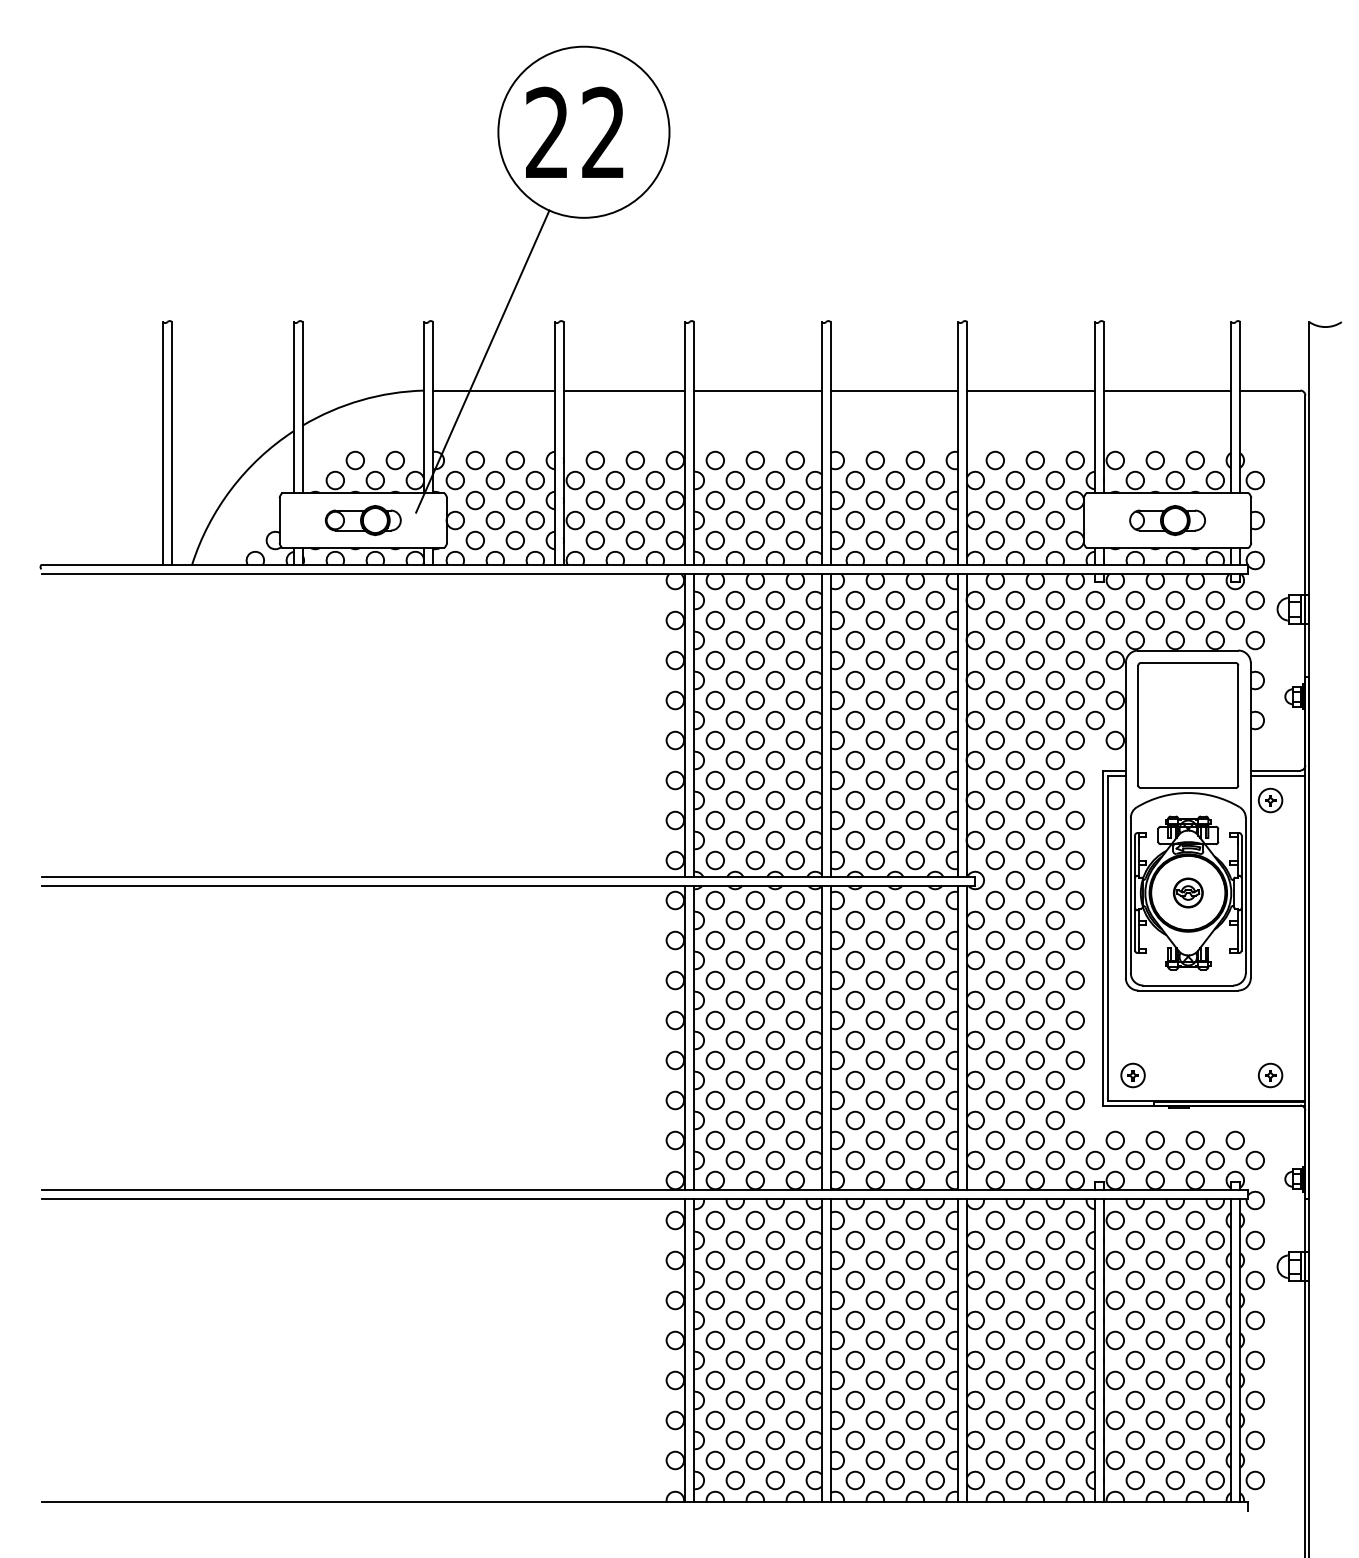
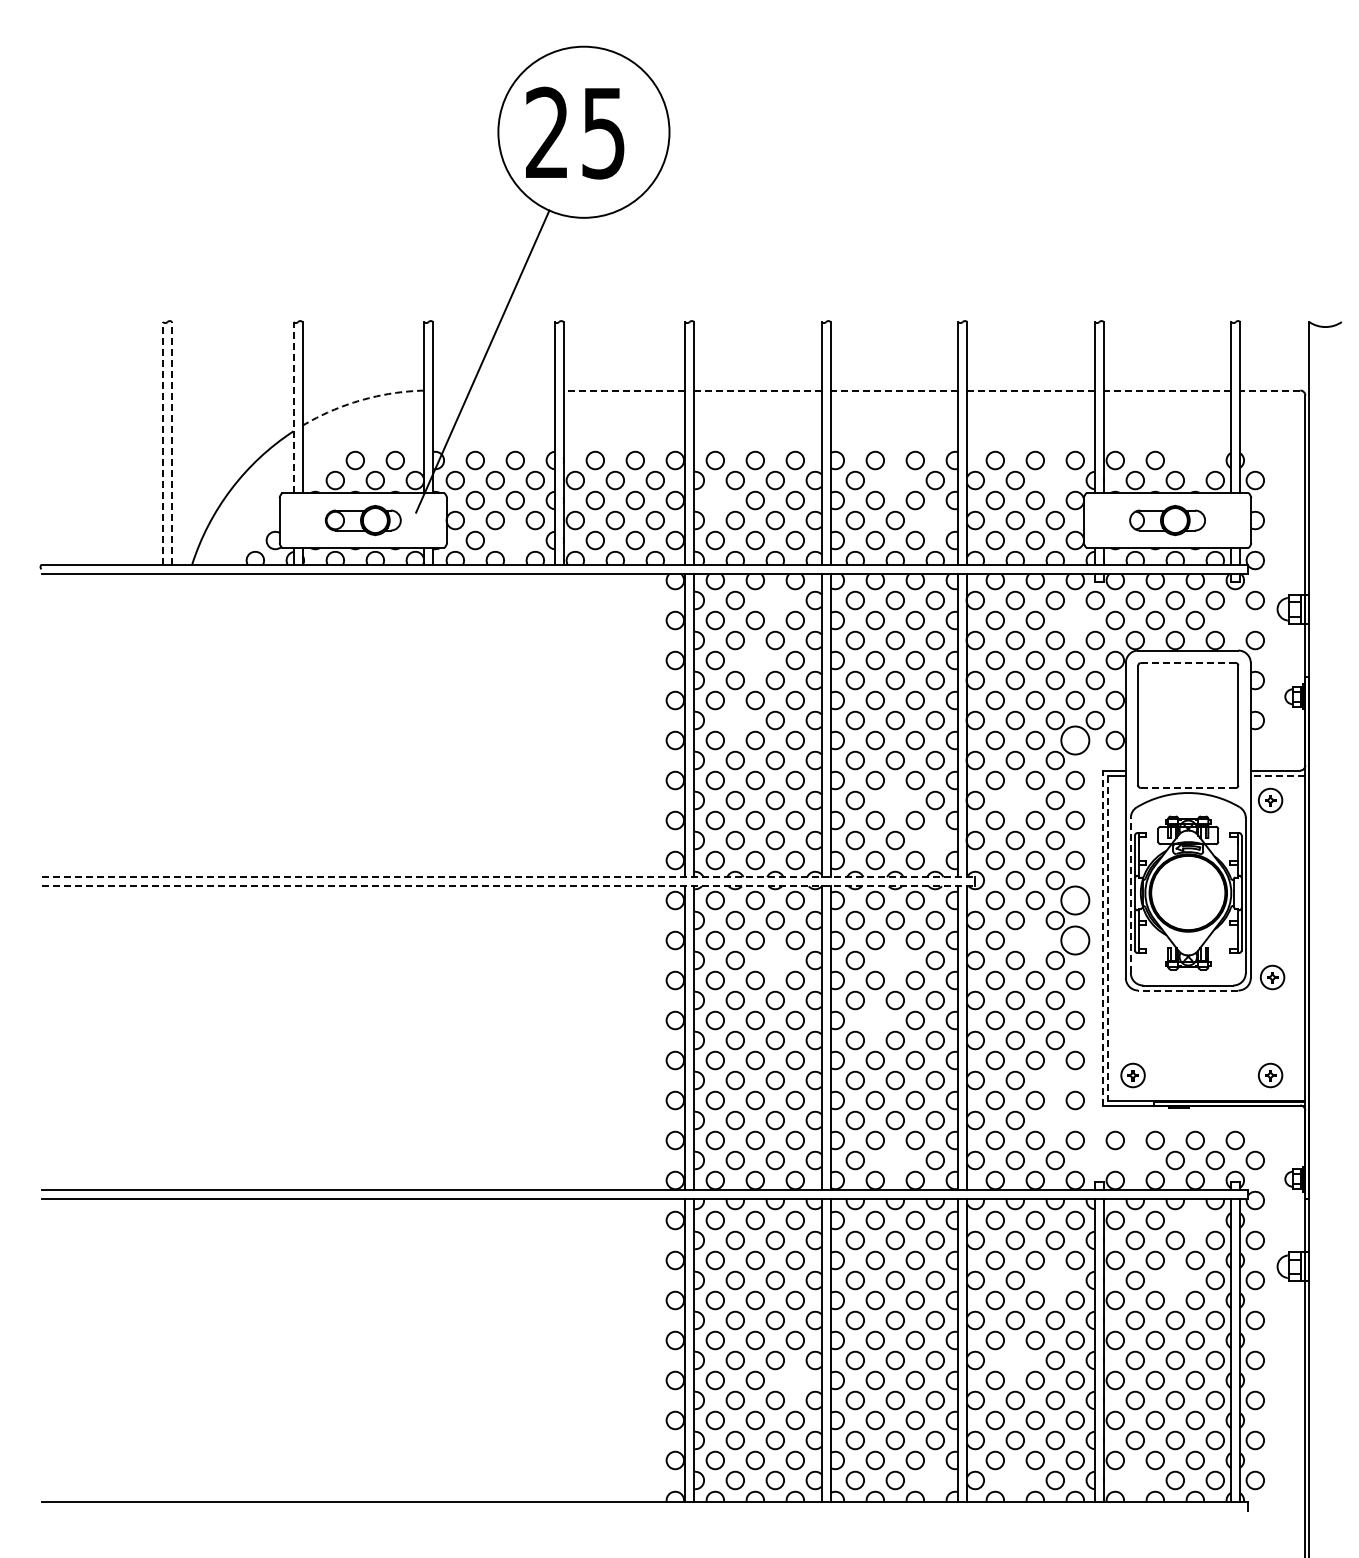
text: 22 -> 25 (603, 132)
line: present -> none (493, 390)
line: solid -> dashed (624, 390)
line: solid -> dashed (757, 390)
line: solid -> dashed (894, 390)
line: solid -> dashed (1031, 390)
line: solid -> dashed (1167, 390)
line: solid -> dashed (1270, 390)
arc: solid -> dashed (361, 400)
line: solid -> dashed (293, 407)
line: solid -> dashed (163, 442)
line: solid -> dashed (172, 442)
circle: present -> none (1194, 460)
circle: present -> none (894, 480)
circle: present -> none (1054, 480)
circle: present -> none (714, 500)
circle: present -> none (934, 520)
circle: present -> none (514, 540)
circle: present -> none (774, 600)
circle: present -> none (1074, 620)
circle: present -> none (1234, 620)
circle: present -> none (754, 660)
line: solid -> dashed (1187, 663)
circle: present -> none (734, 720)
circle diameter: 17 px -> 28 px (1075, 740)
line: solid -> dashed (1277, 775)
line: solid -> dashed (1187, 788)
circle: present -> none (894, 800)
circle: present -> none (1014, 800)
circle: present -> none (934, 840)
line: solid -> dashed (508, 877)
line: solid -> dashed (508, 886)
part: present -> none (1188, 892)
line: solid -> dashed (1130, 895)
circle diameter: 17 px -> 28 px (1075, 900)
line: solid -> dashed (1102, 937)
line: solid -> dashed (1108, 938)
circle: present -> none (1034, 940)
circle diameter: 17 px -> 28 px (1075, 940)
circle: present -> none (774, 960)
circle: present -> none (894, 960)
part: none -> present (1272, 977)
line: solid -> dashed (1188, 990)
circle: present -> none (874, 1020)
circle: present -> none (1054, 1080)
circle: present -> none (1054, 1120)
circle: present -> none (894, 1160)
circle: present -> none (1094, 1160)
circle: present -> none (1134, 1160)
circle: present -> none (1194, 1220)
circle: present -> none (1054, 1280)
circle: present -> none (1174, 1280)
circle: present -> none (1014, 1360)
circle: present -> none (794, 1380)
circle: present -> none (934, 1480)
circle: present -> none (1014, 1480)
circle: present -> none (1134, 1480)
